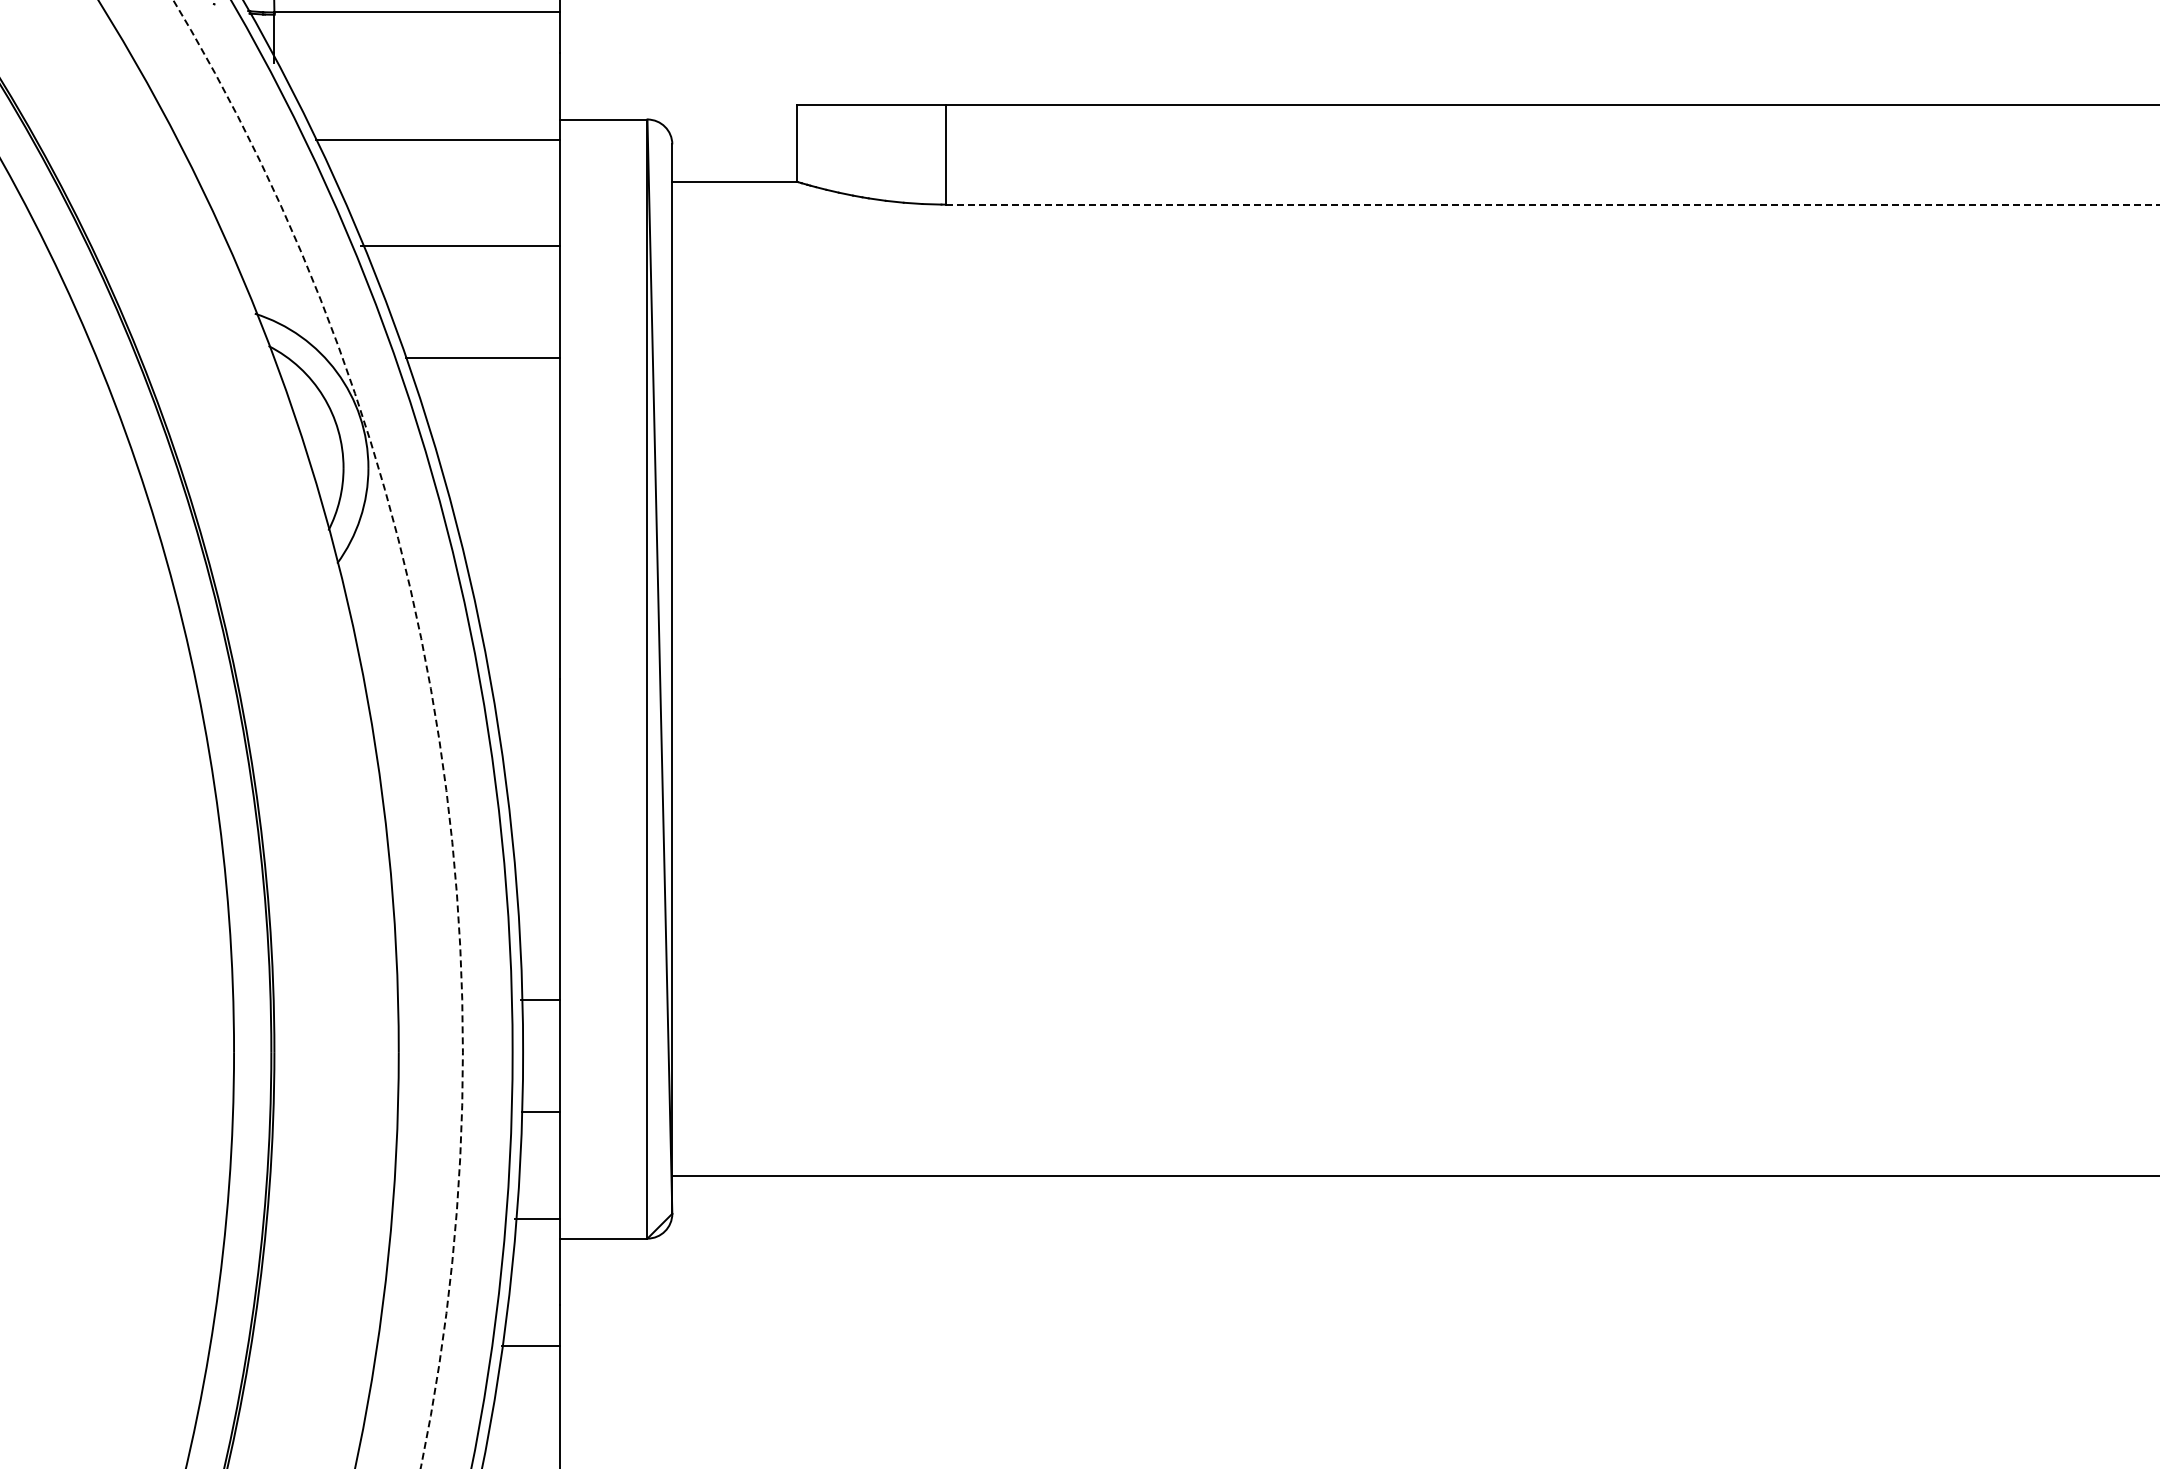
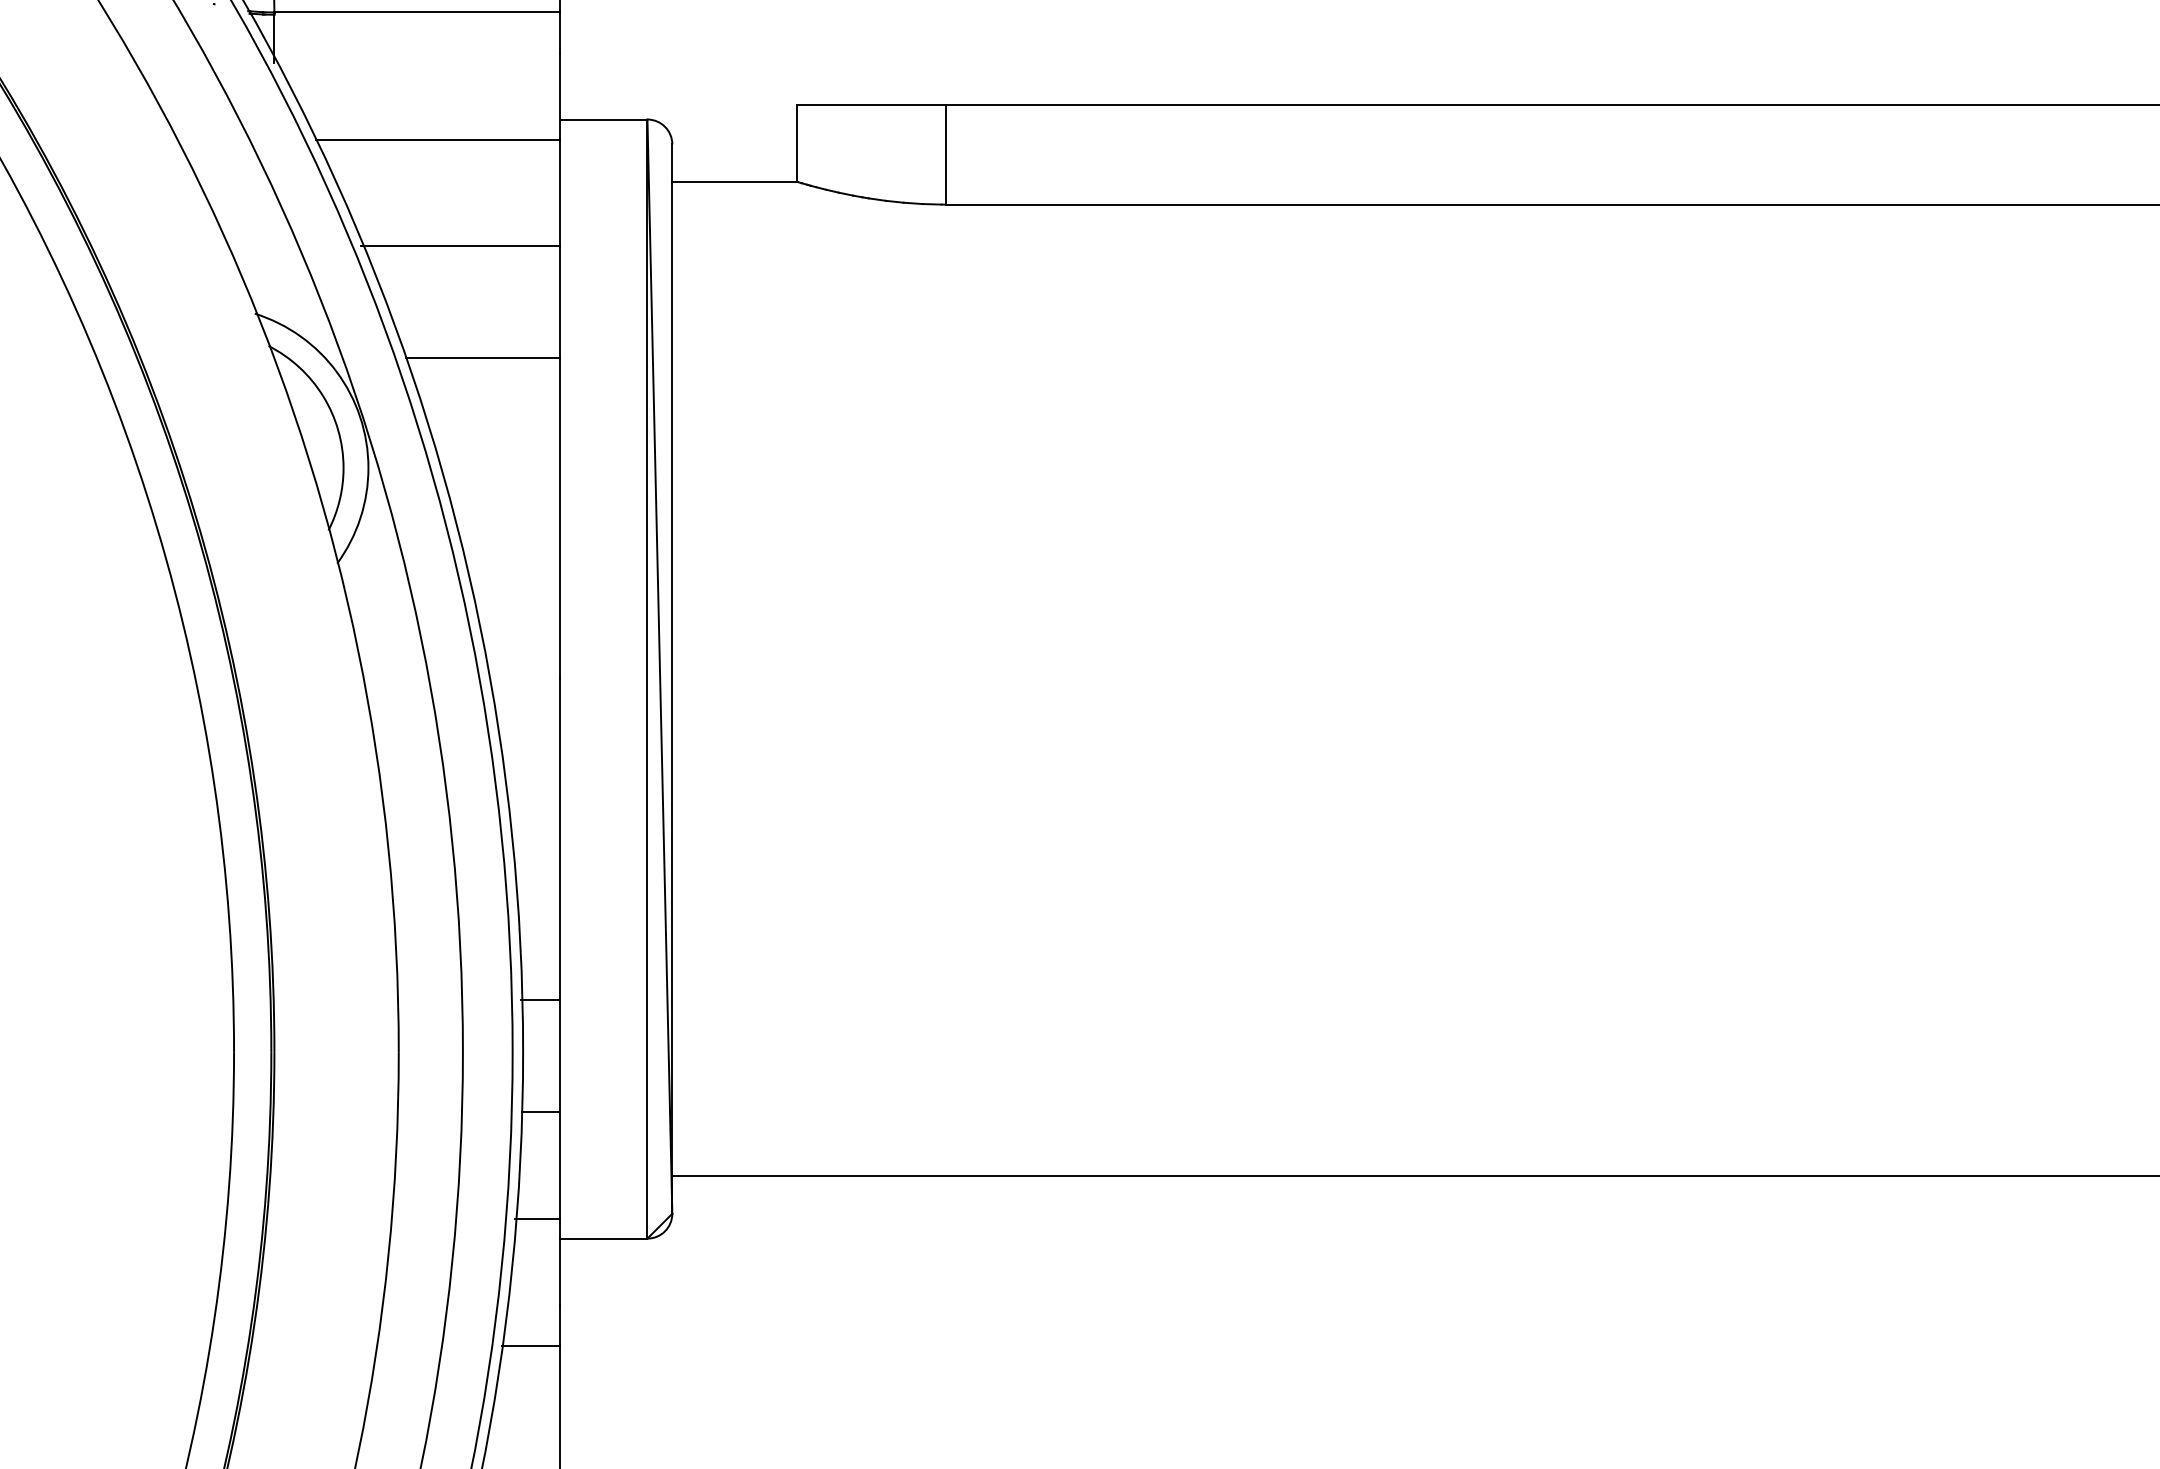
line: dashed -> solid (1552, 204)
arc: dashed -> solid (434, 711)
